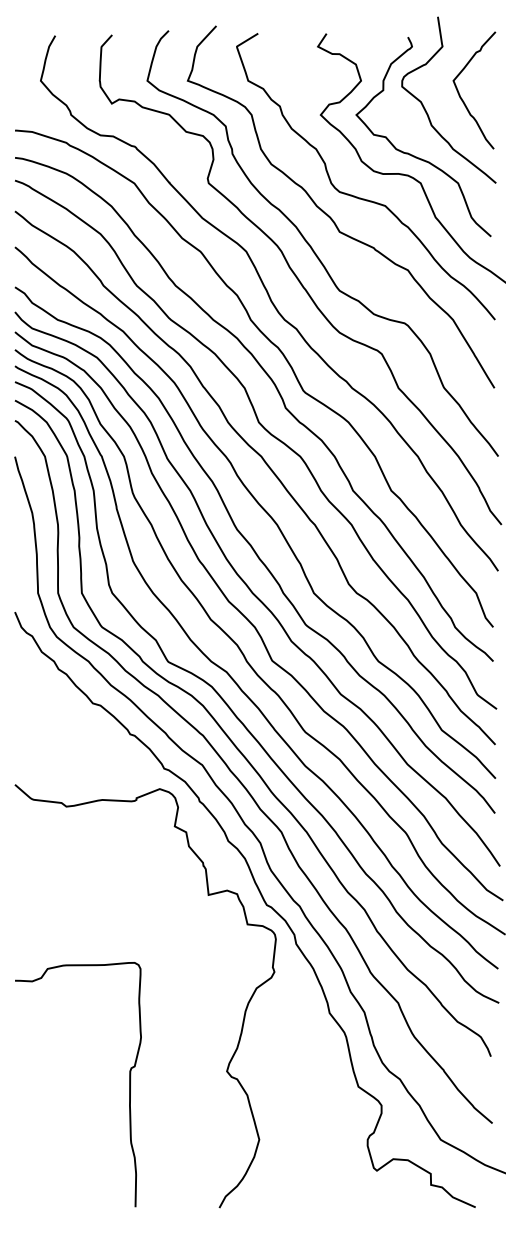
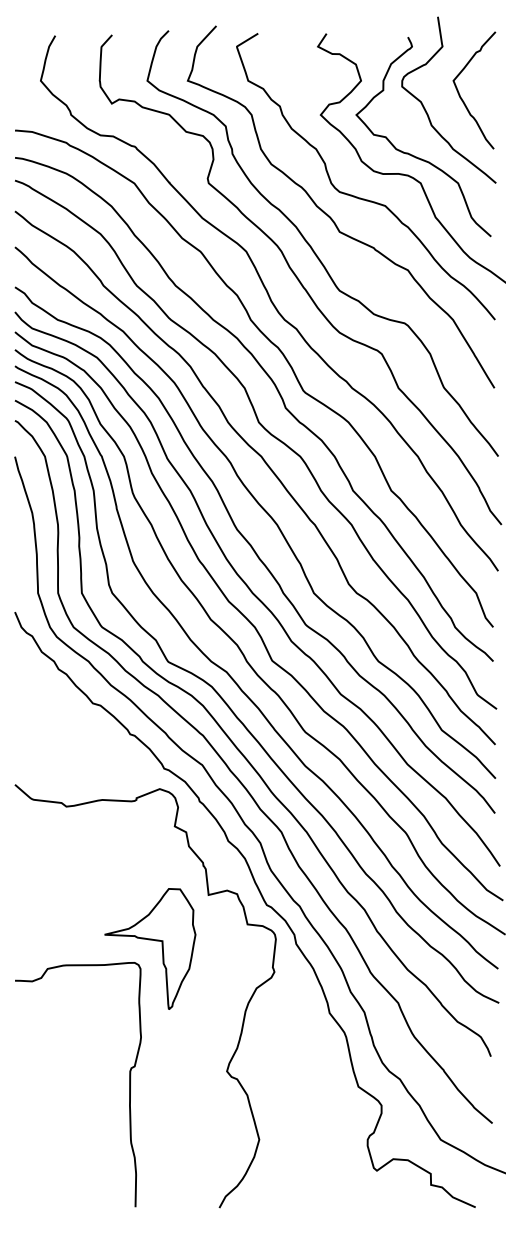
part: none -> present (150, 940)
